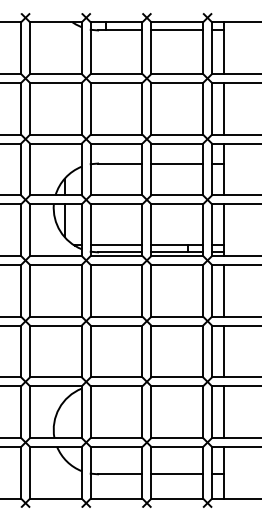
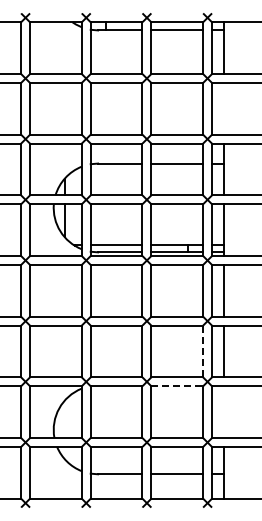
line: present -> none (223, 108)
line: solid -> dashed (203, 351)
line: solid -> dashed (177, 386)
line: present -> none (223, 412)
